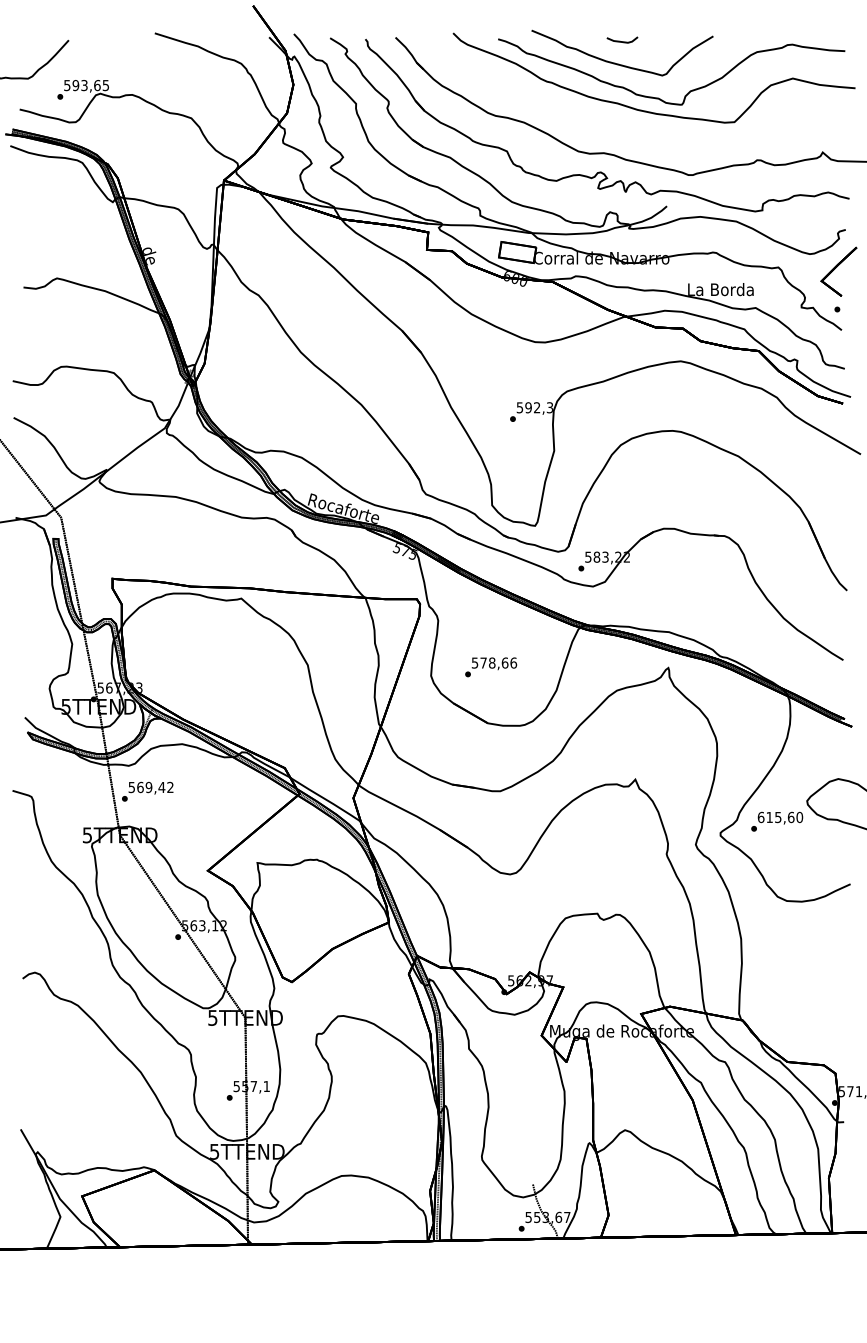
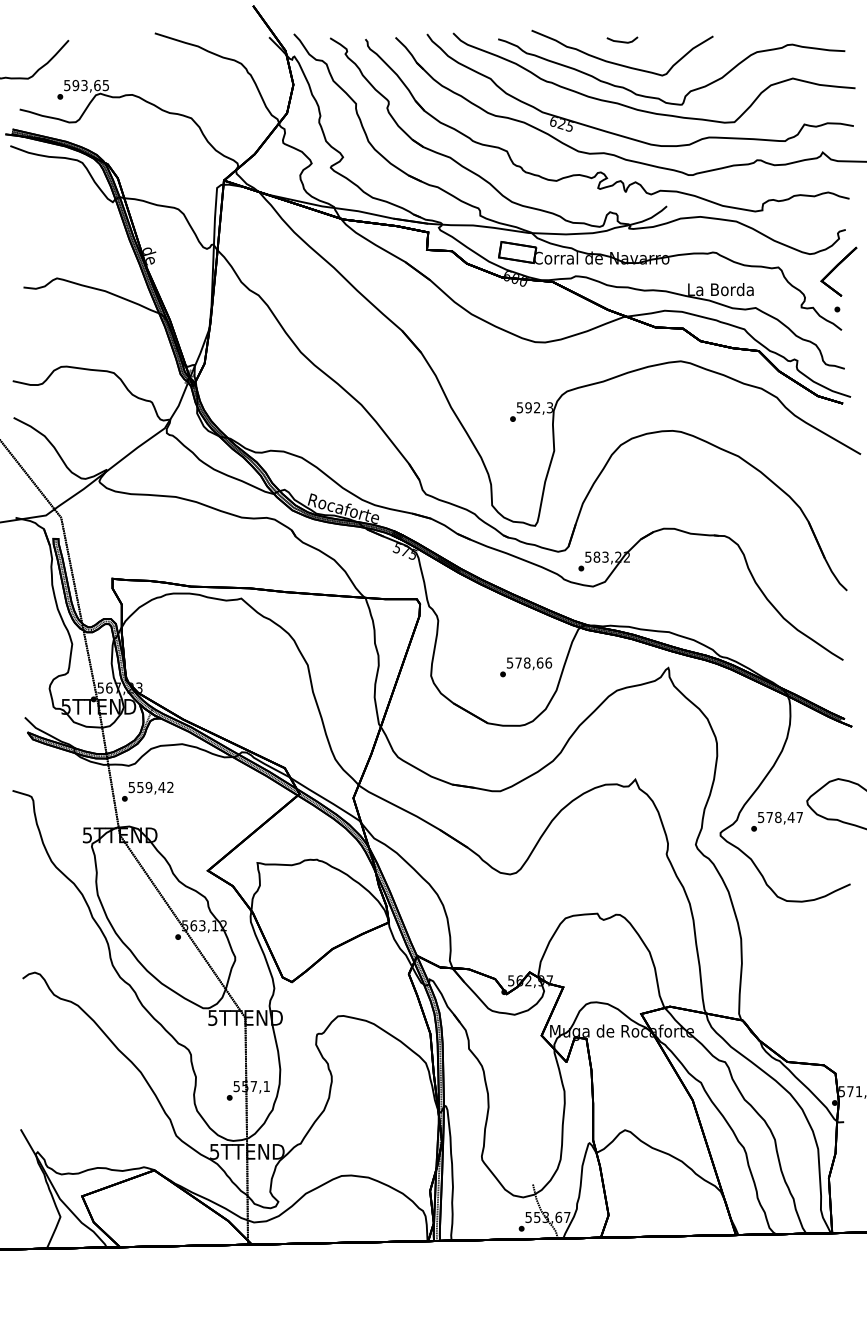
part: none -> present (627, 136)
text position: (491, 667) -> (526, 667) (526, 667)
text: 569,42 -> 559,42 (140, 787)
text: 615,60 -> 578,47 (780, 817)
